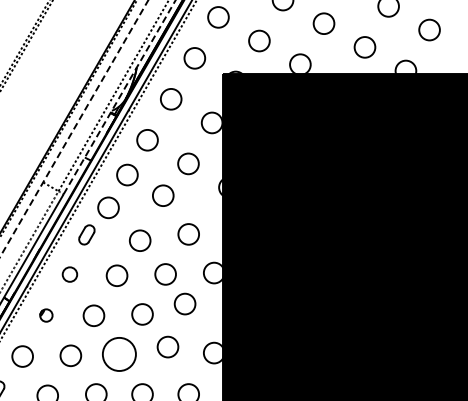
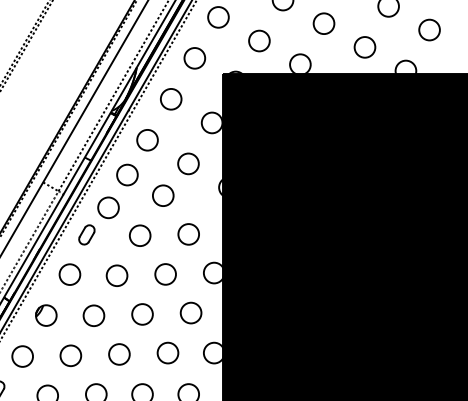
line: dashed -> solid (119, 97)
line: dashed -> solid (74, 128)
circle position: (140, 240) -> (140, 235) (140, 235)
circle size: 18x17 px -> 24x23 px (69, 274)
circle position: (184, 303) -> (190, 312) (190, 312)
part size: 15x15 px -> 23x23 px (46, 315)
circle position: (167, 346) -> (167, 352) (167, 352)
circle size: 35x35 px -> 23x23 px (119, 354)
